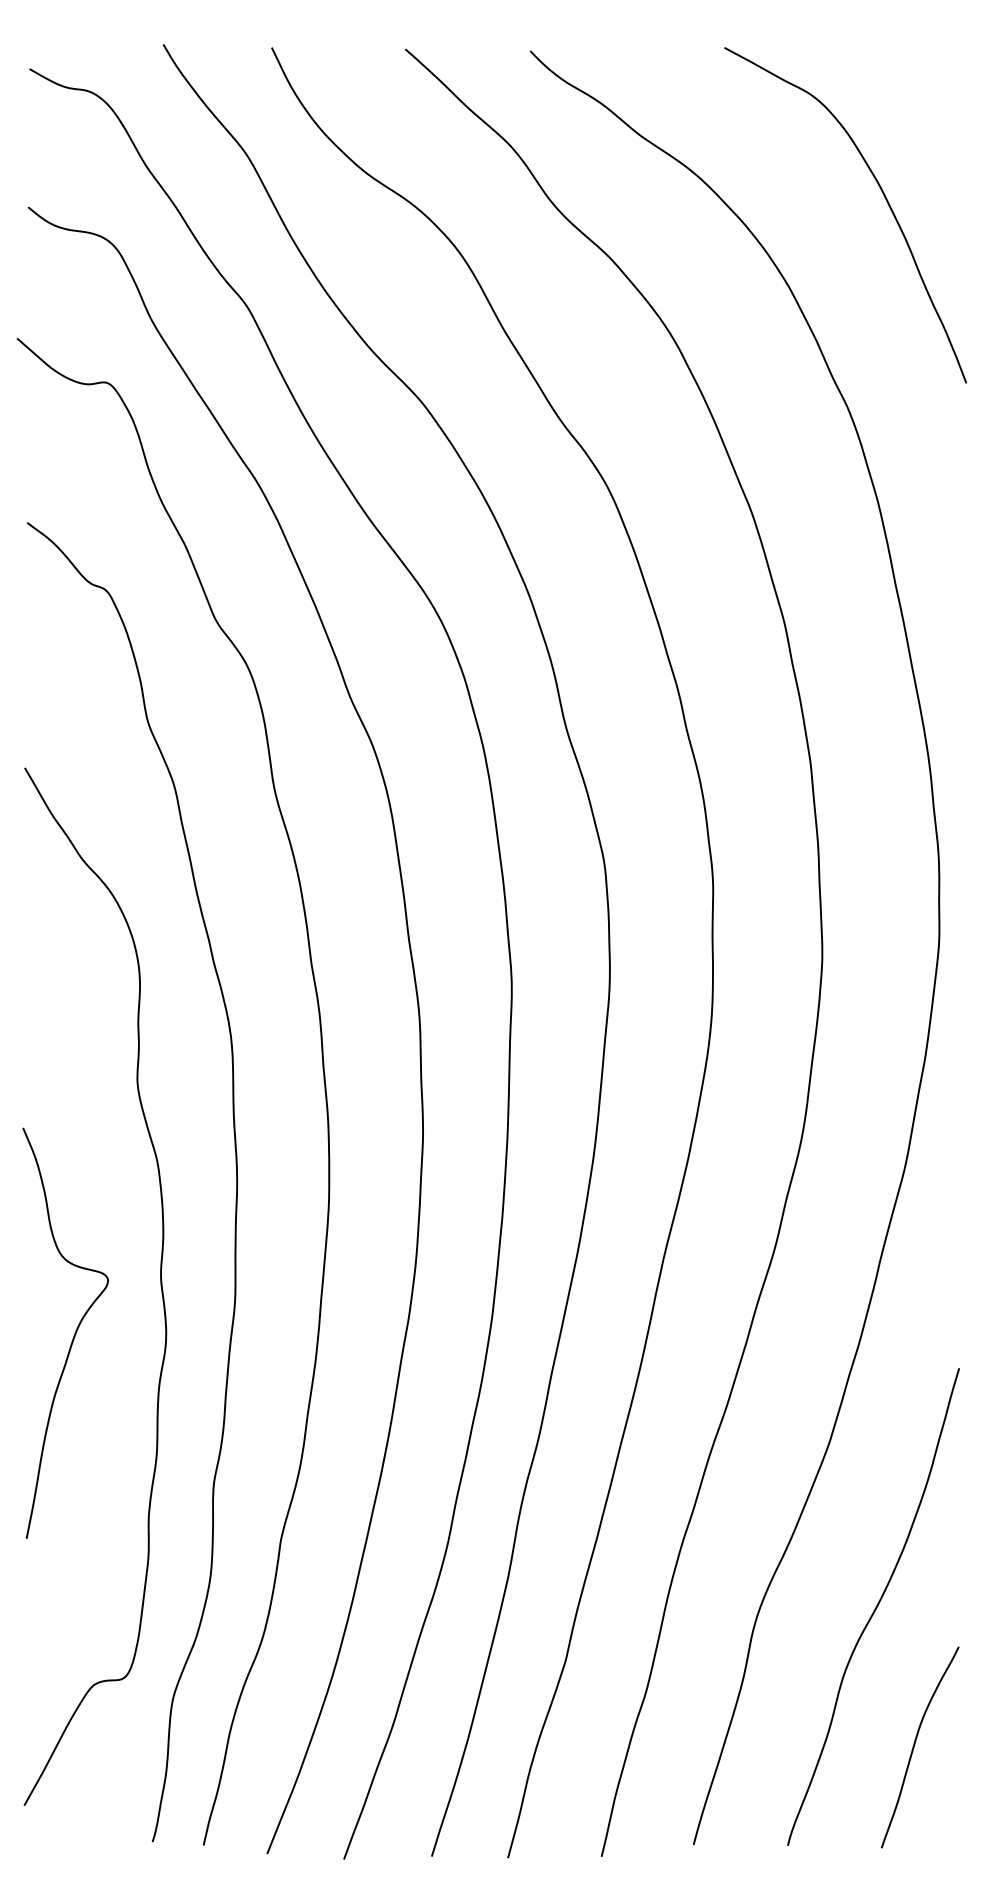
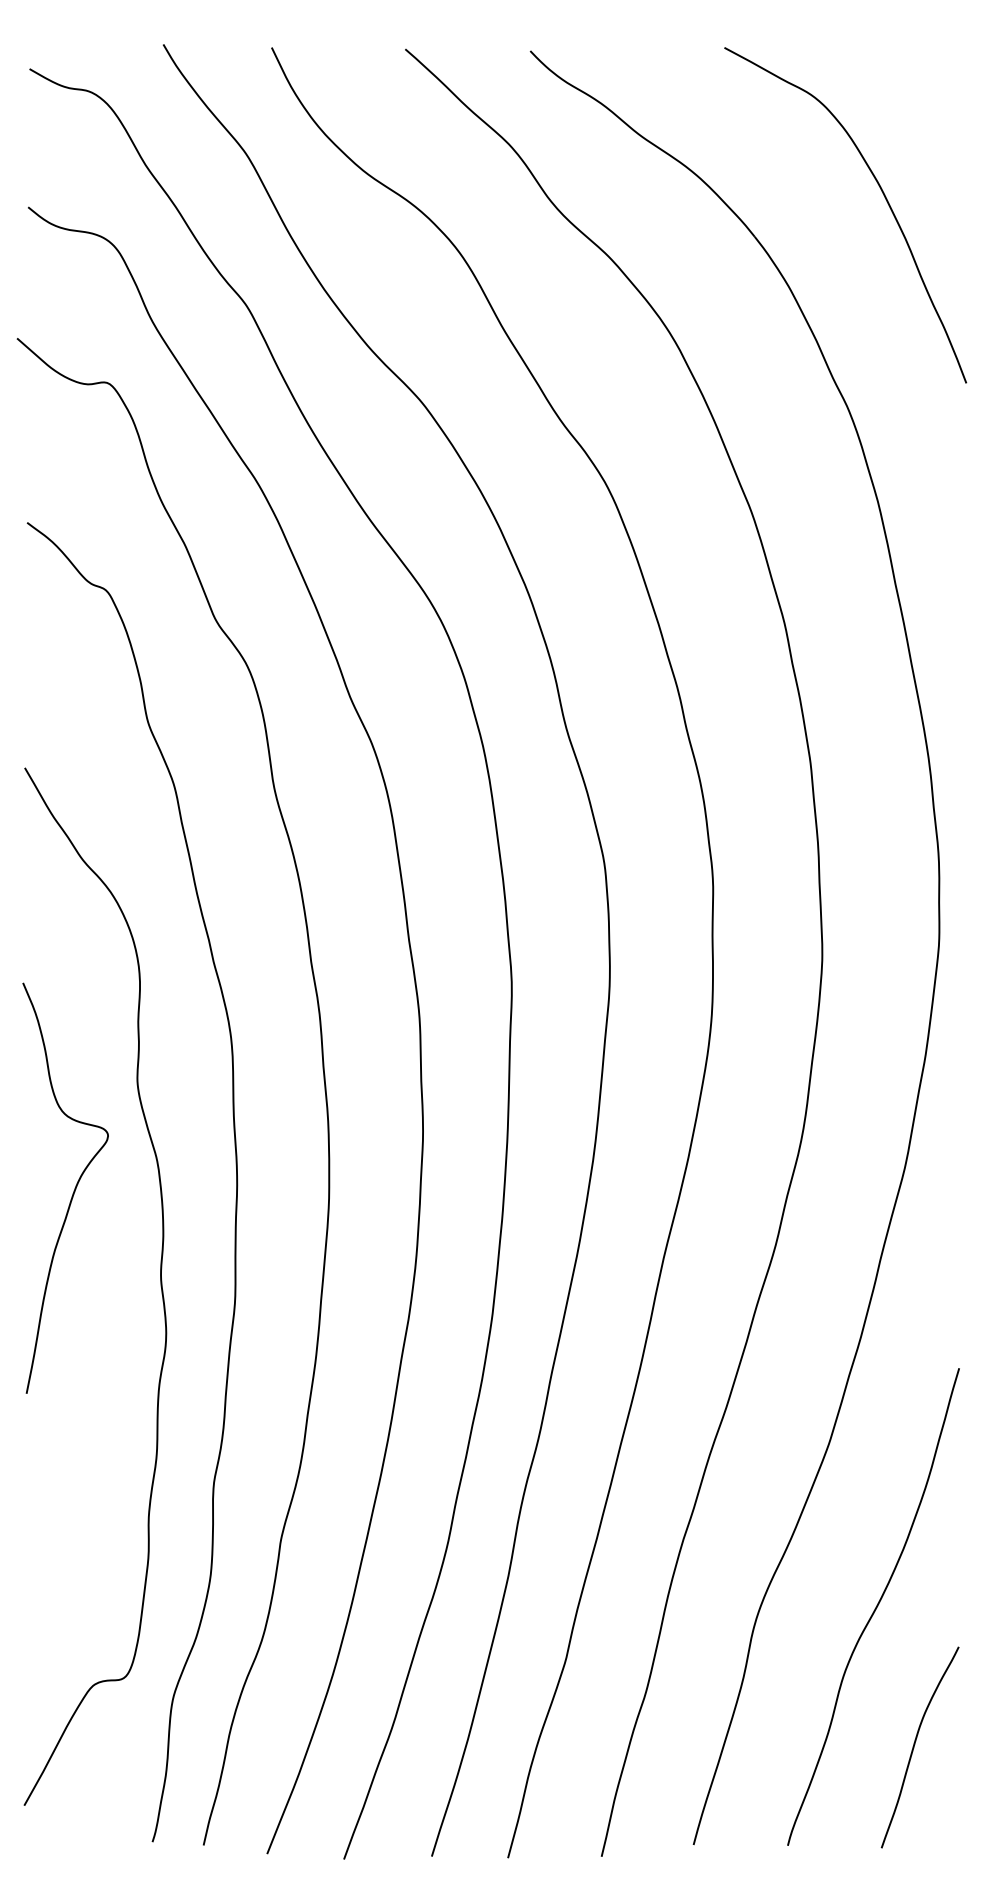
curve position: (73, 1335) -> (73, 1190) (73, 1190)
